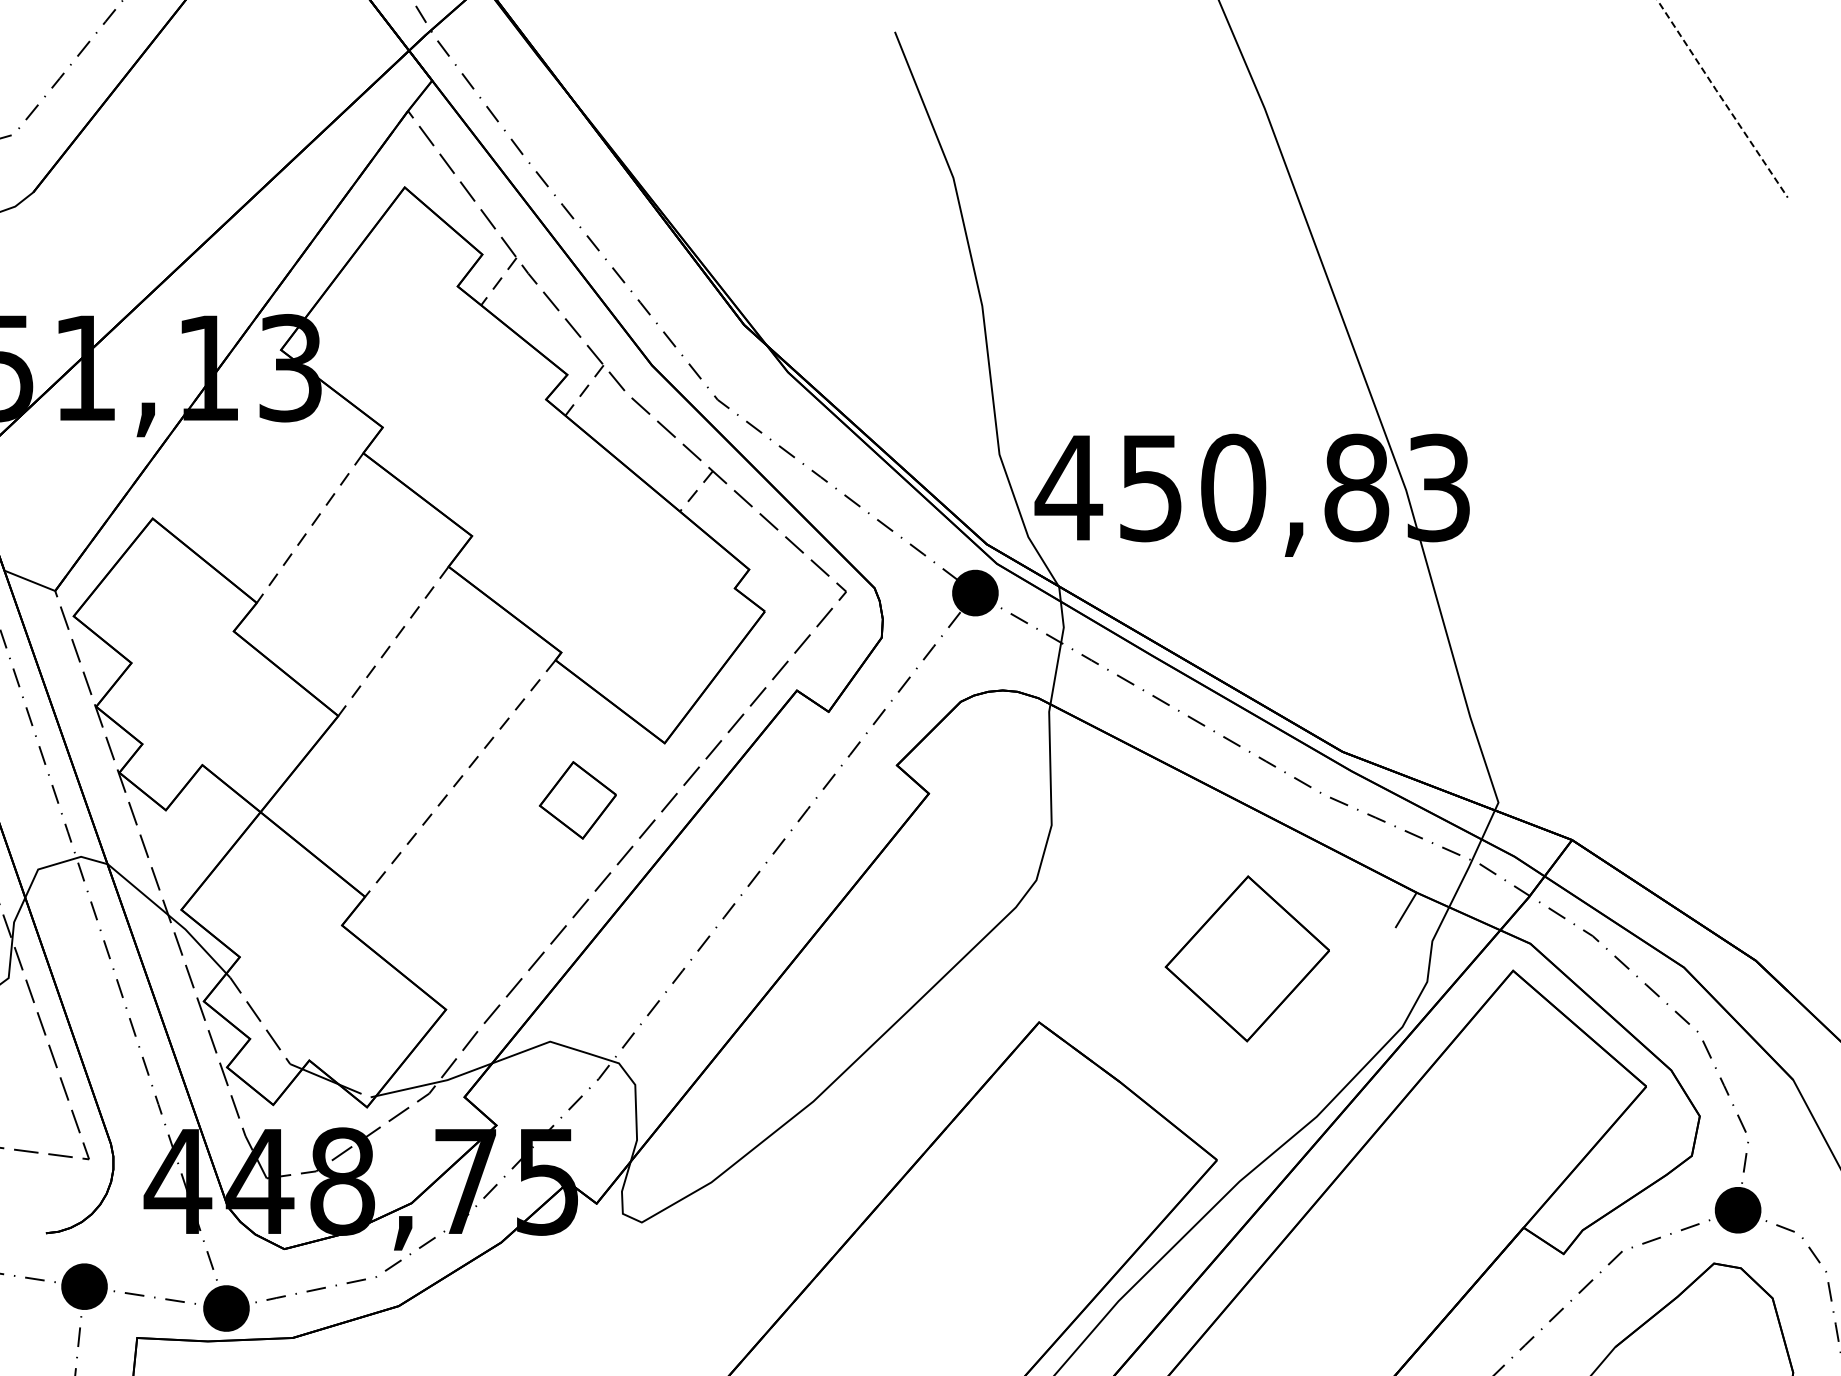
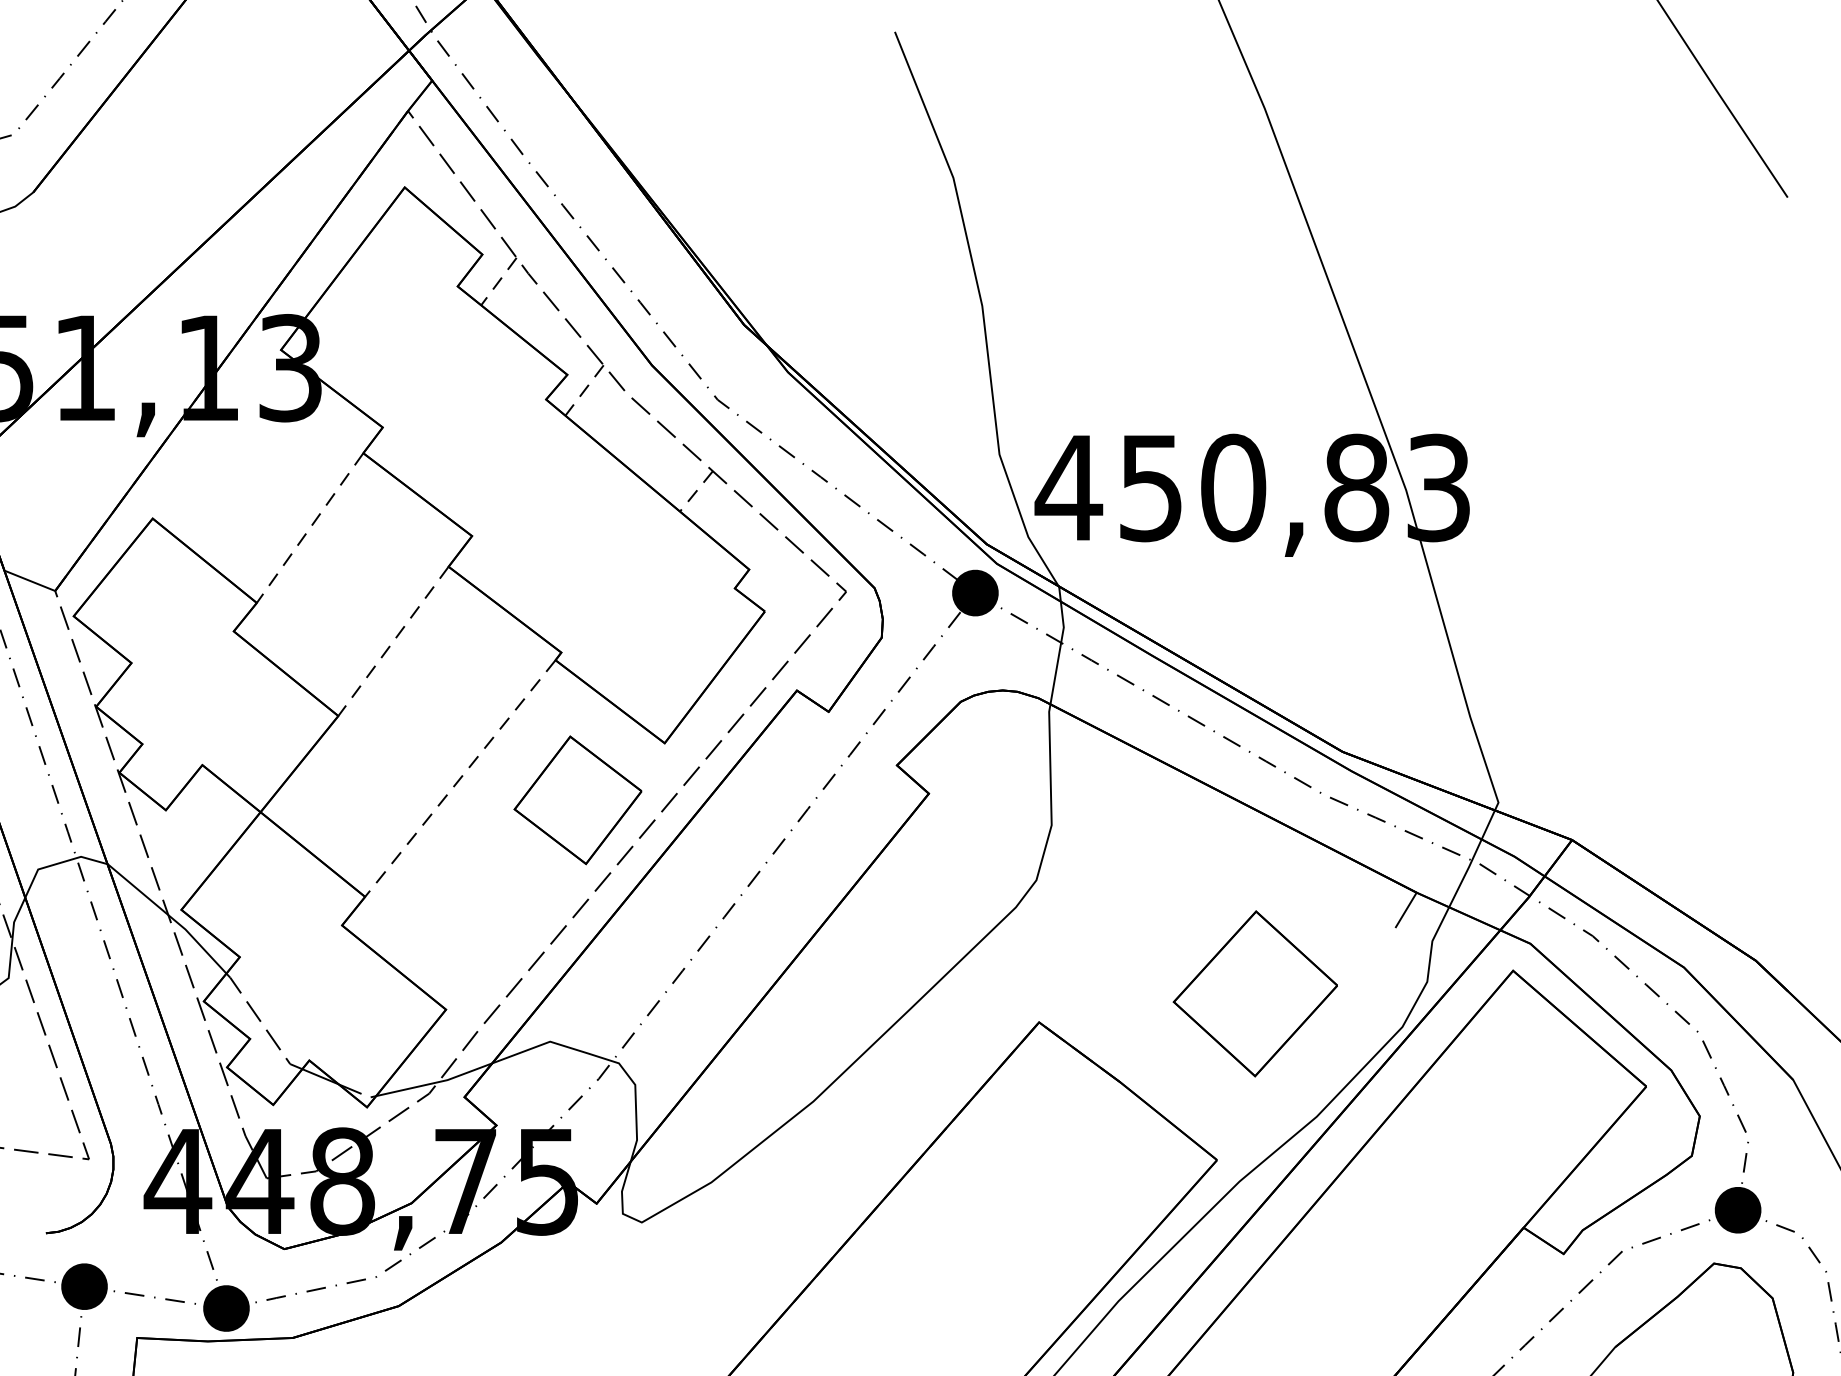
line: dashed -> solid (1722, 98)
part size: 78x79 px -> 130x131 px (577, 800)
part position: (1246, 958) -> (1254, 993) (1254, 993)
